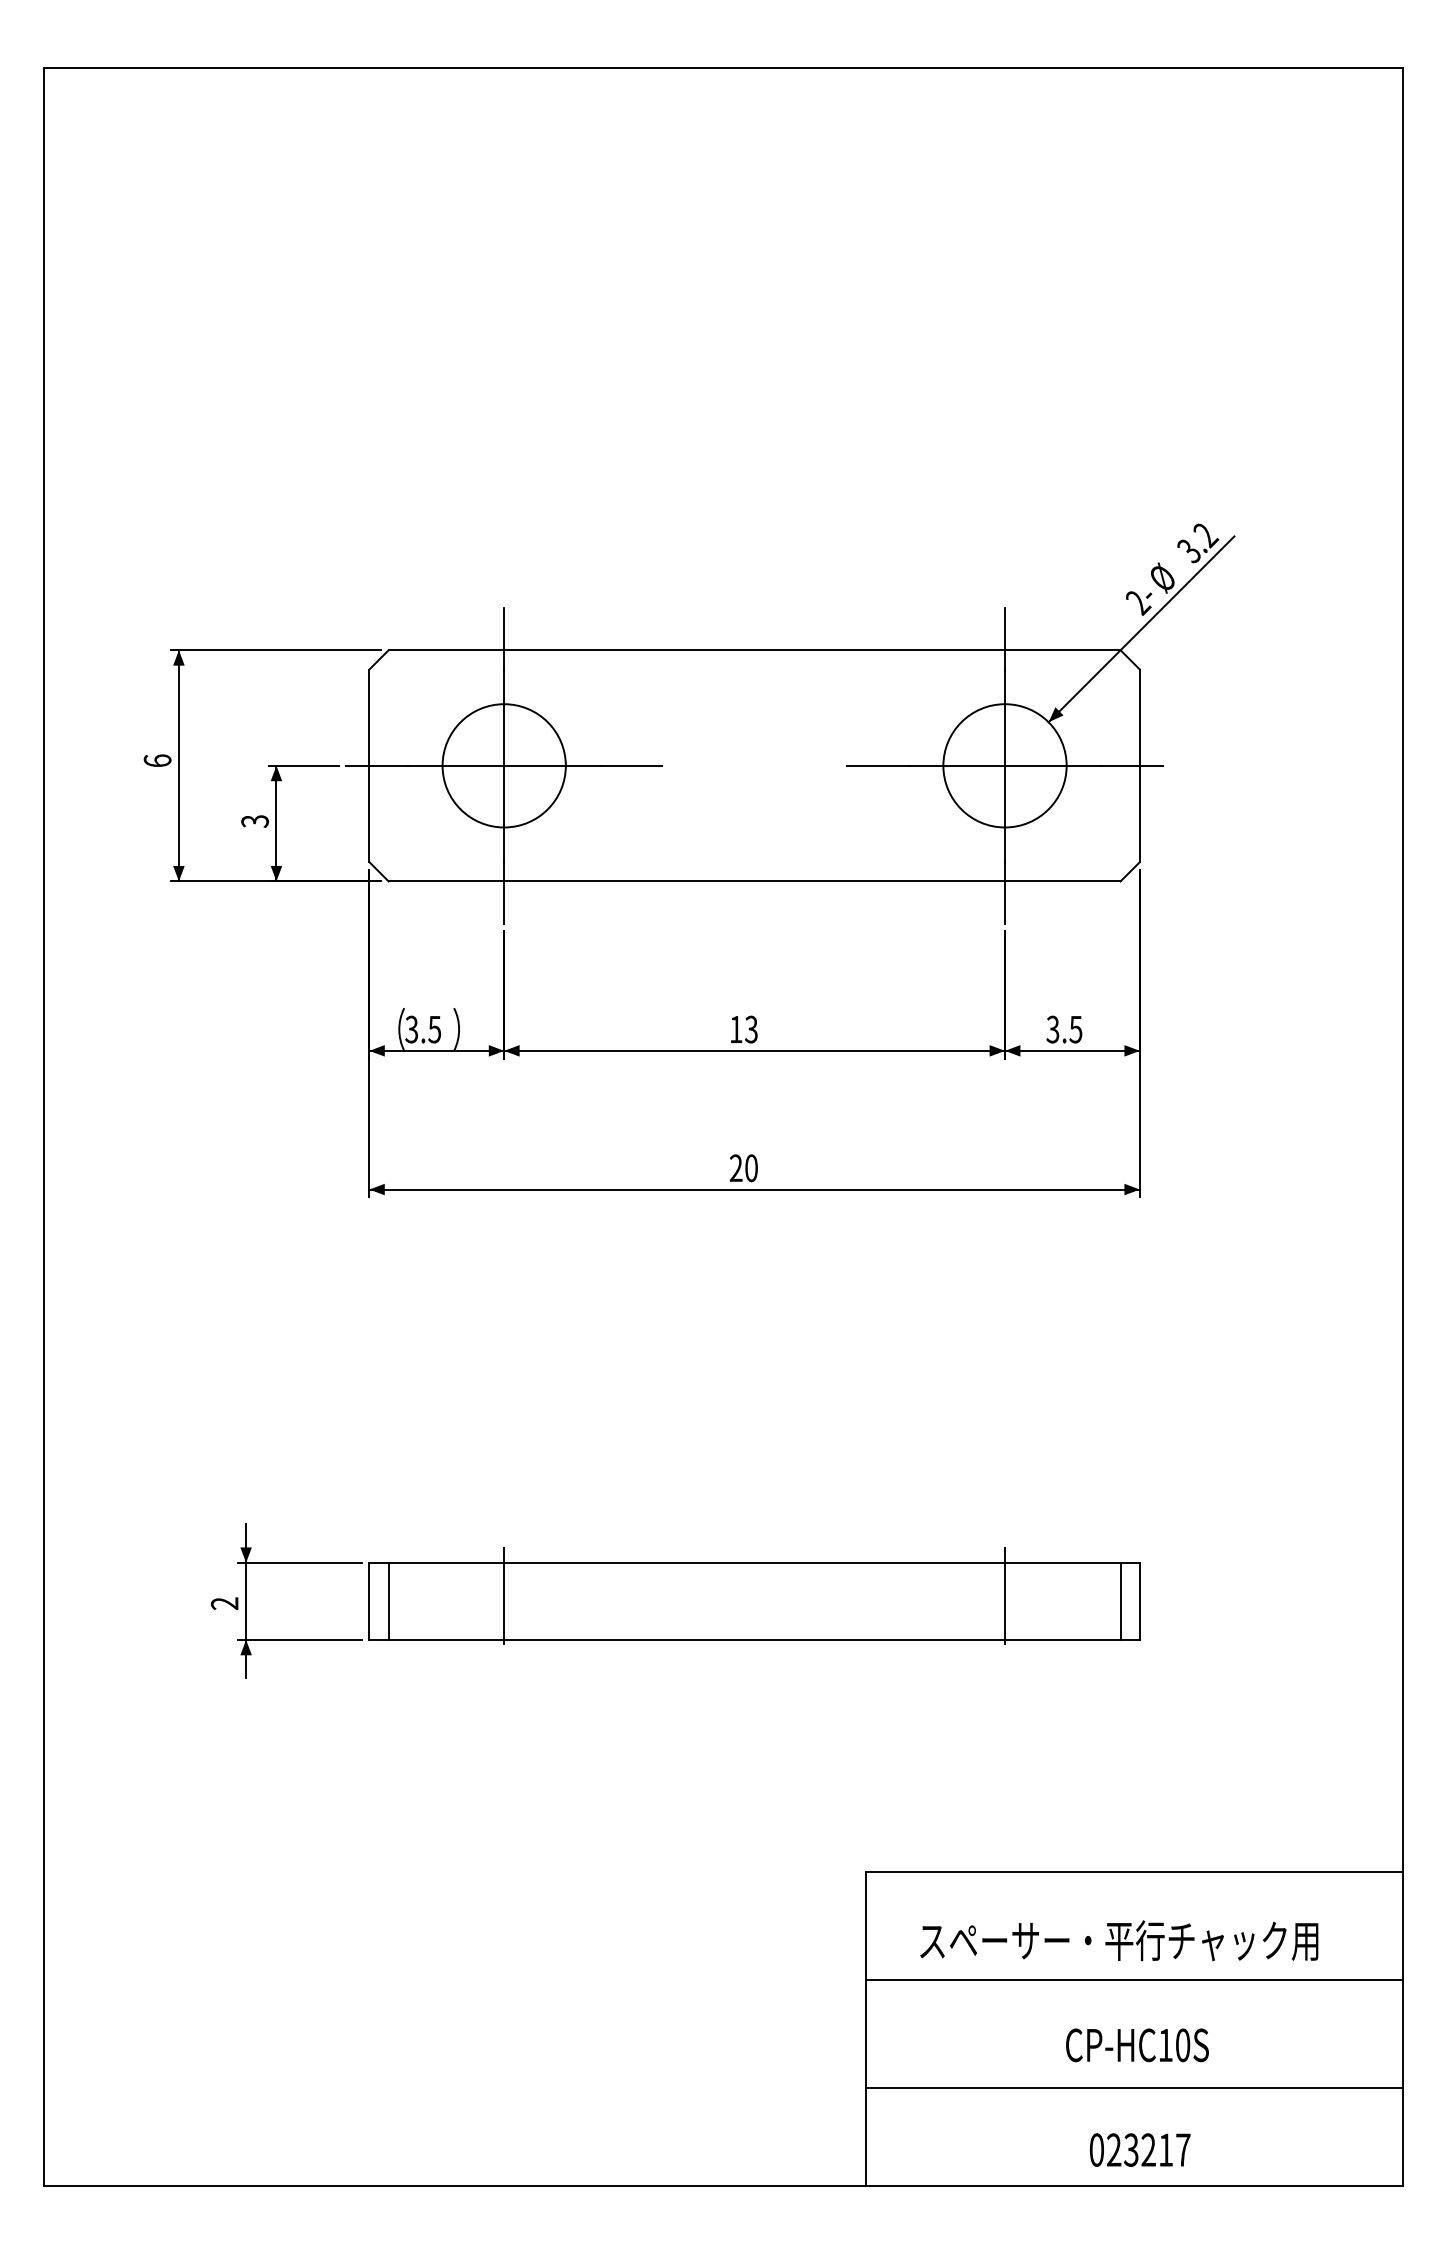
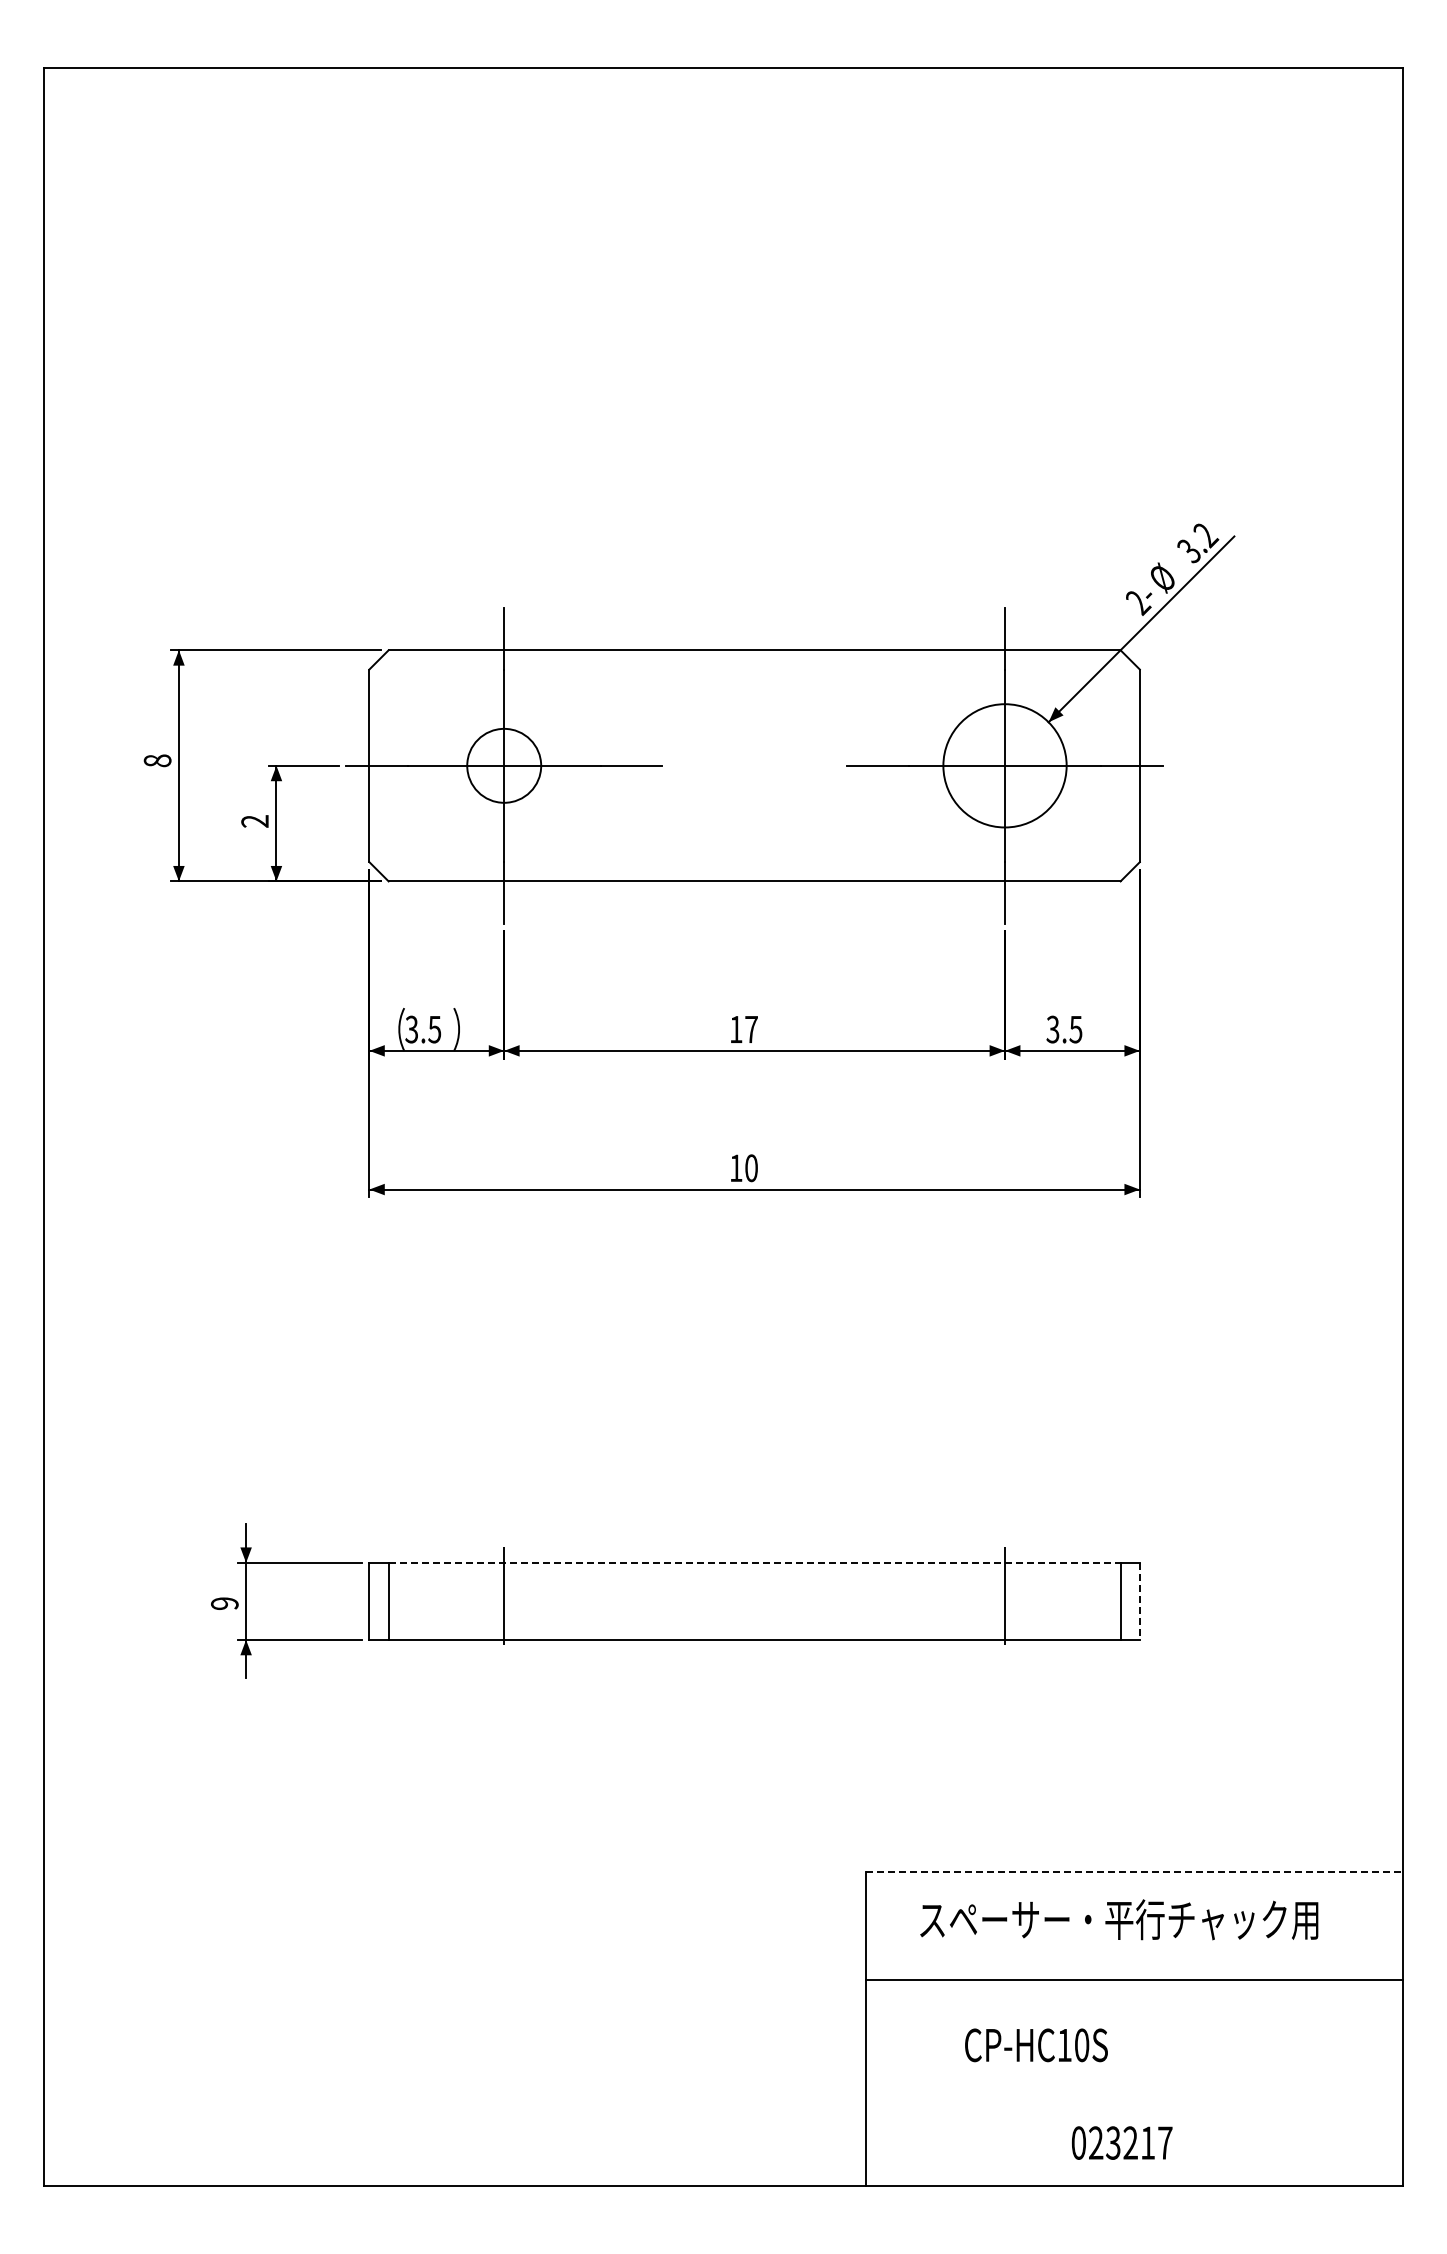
text: 6 -> 8 (157, 760)
circle diameter: 123 px -> 74 px (504, 765)
text: 3 -> 2 (254, 821)
text: 13 -> 17 (751, 1029)
text: 20 -> 10 (735, 1167)
line: solid -> dashed (754, 1562)
line: solid -> dashed (1139, 1601)
text: 2 -> 9 (224, 1603)
line: solid -> dashed (1134, 1872)
text position: (1119, 1940) -> (1119, 1919) (1119, 1919)
text position: (1137, 2045) -> (1036, 2045) (1036, 2045)
line: present -> none (1134, 2088)
text position: (1140, 2149) -> (1122, 2142) (1122, 2142)
